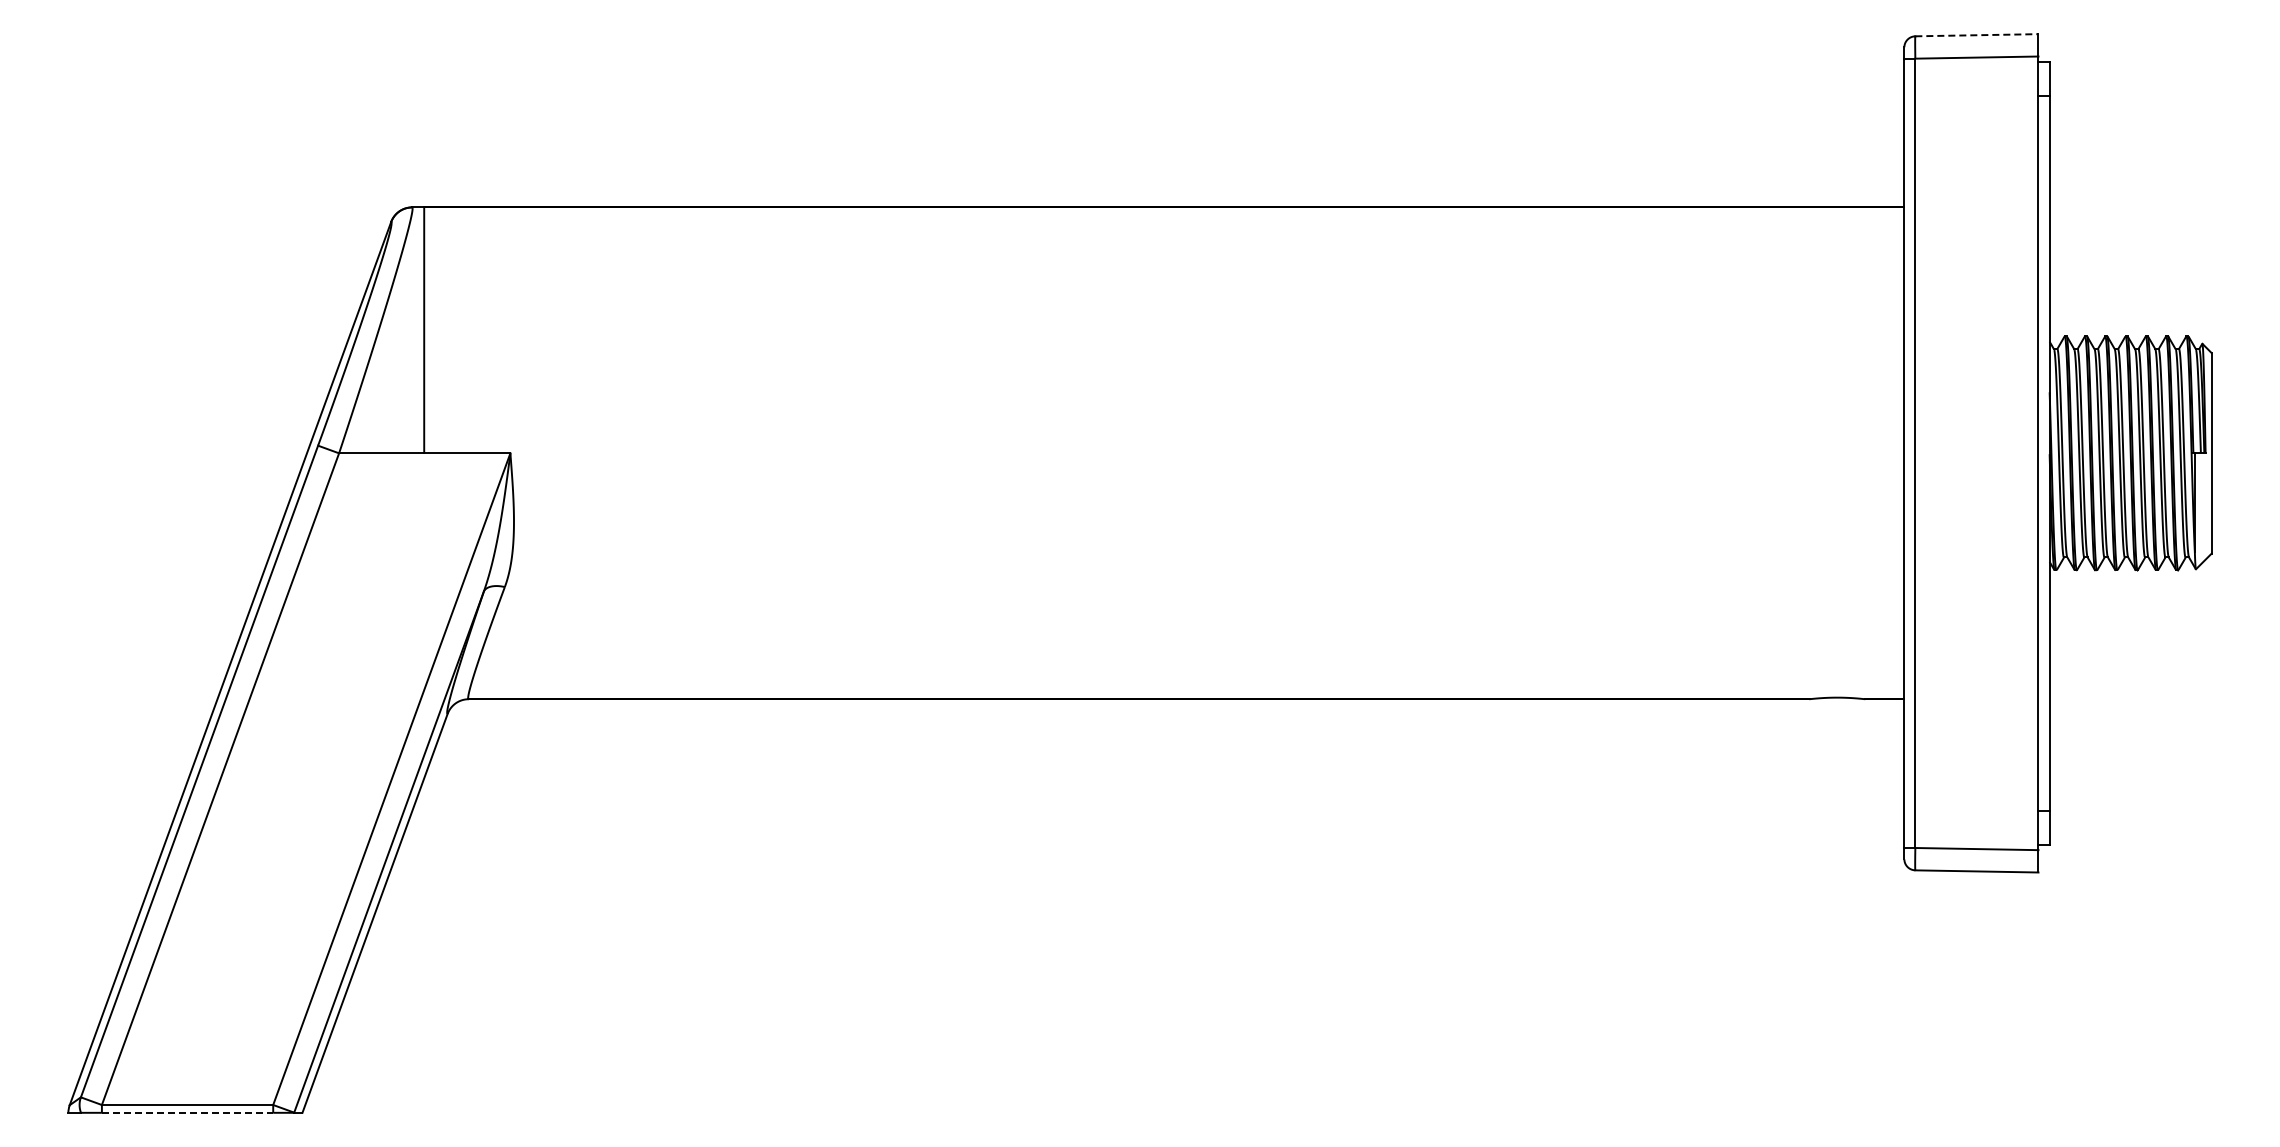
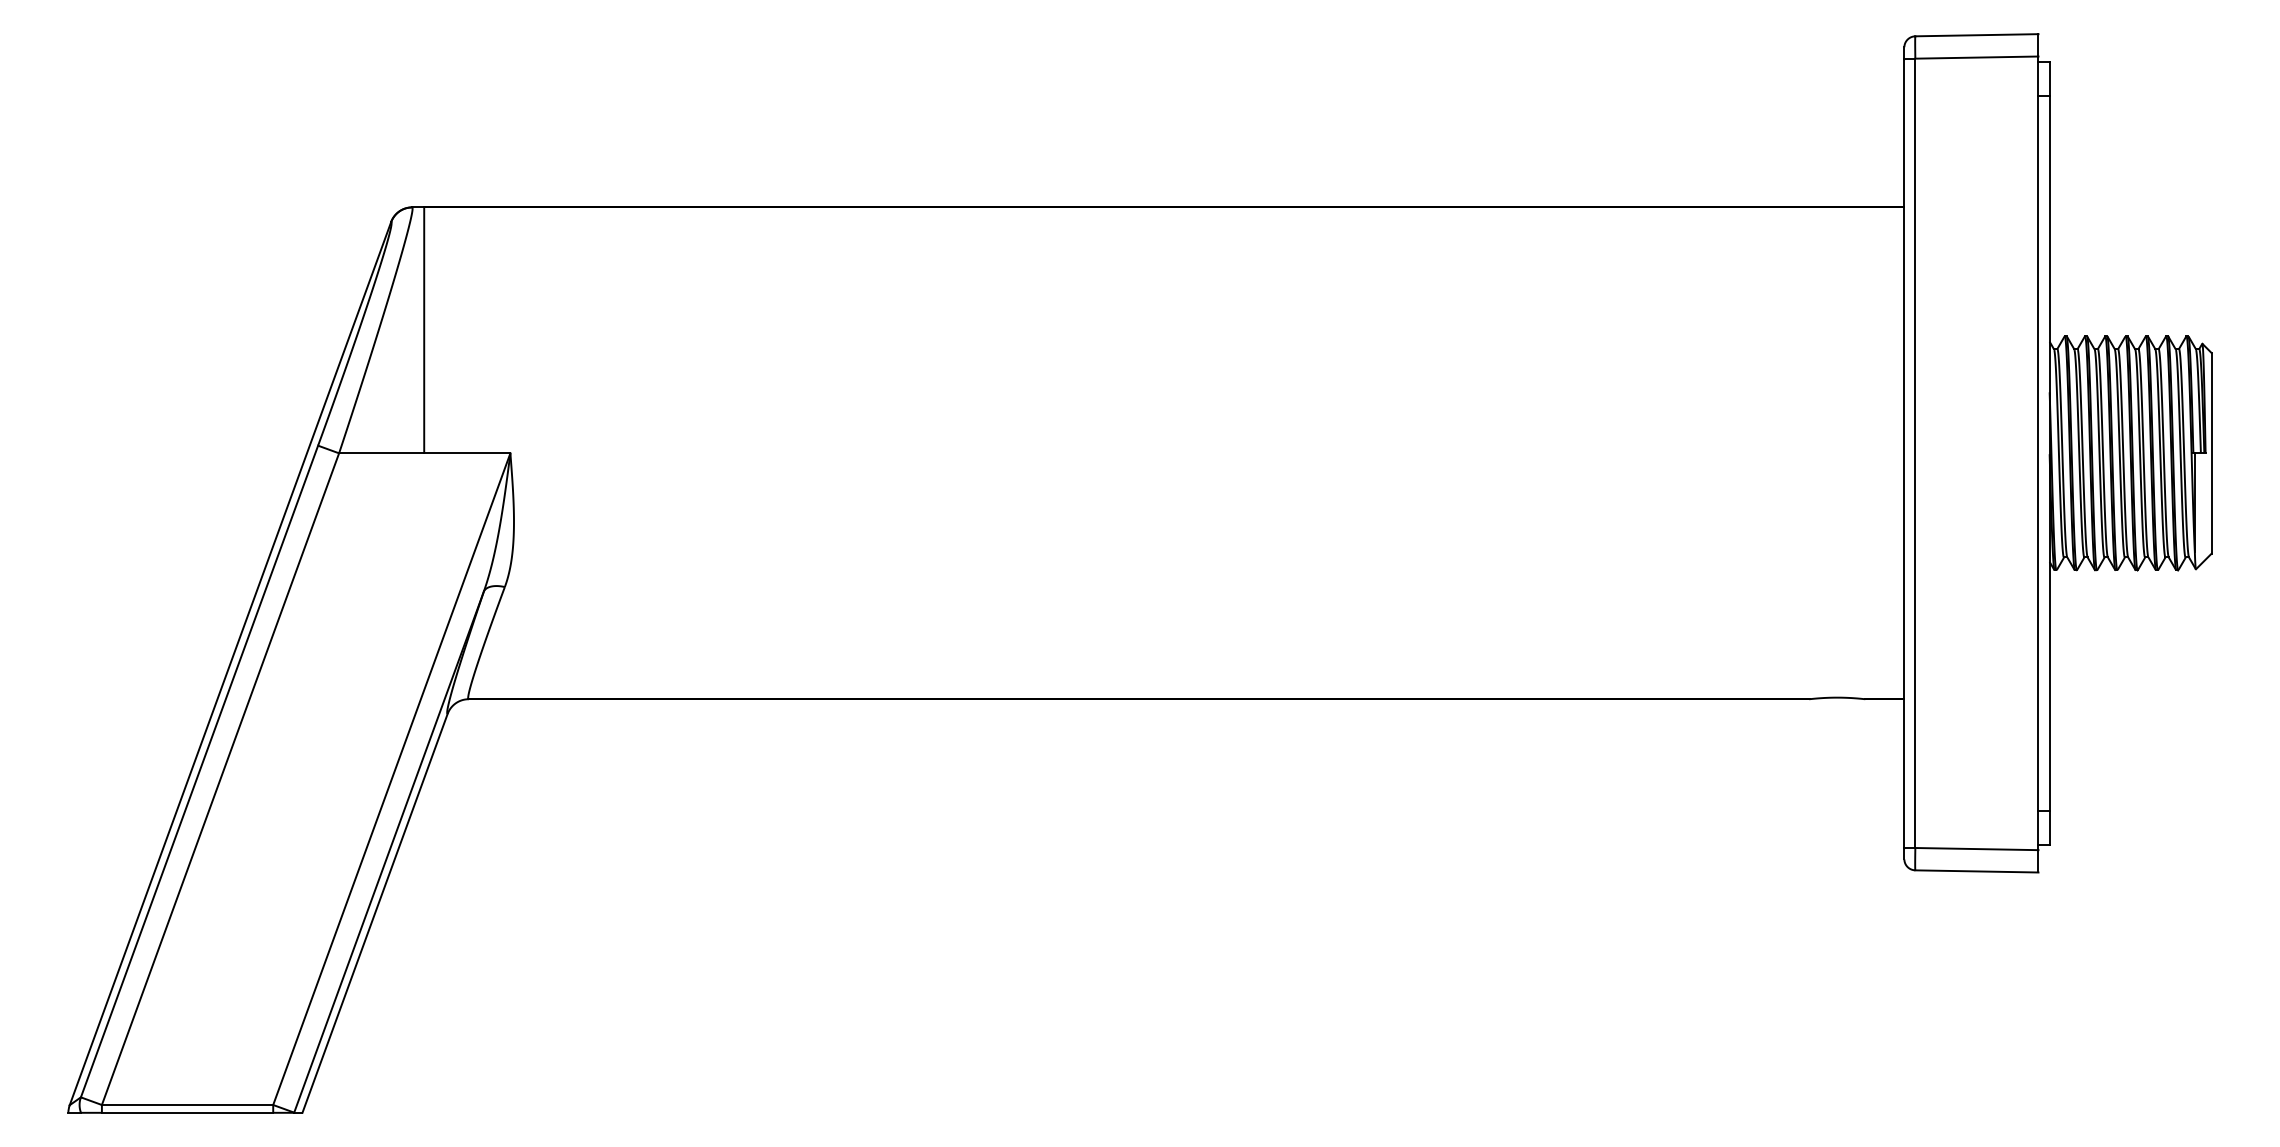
line: dashed -> solid (1976, 35)
line: dashed -> solid (187, 1112)
